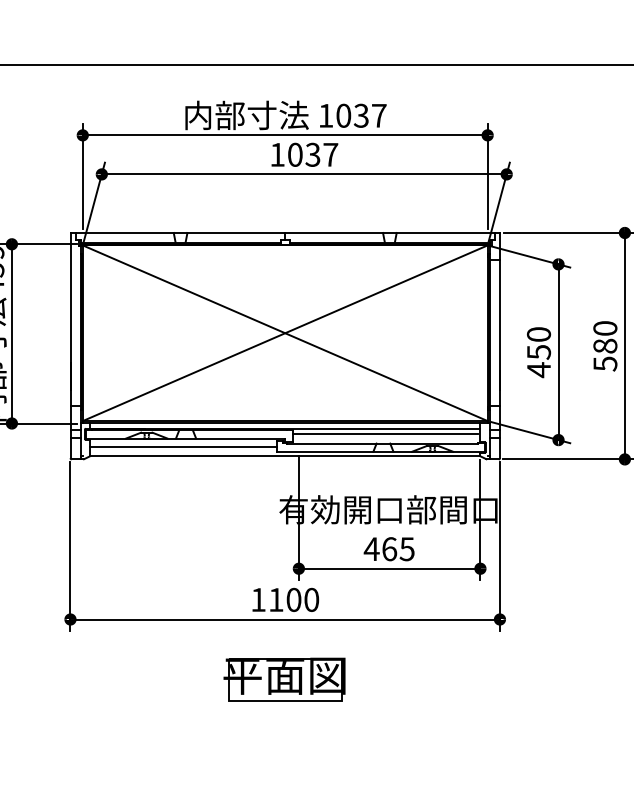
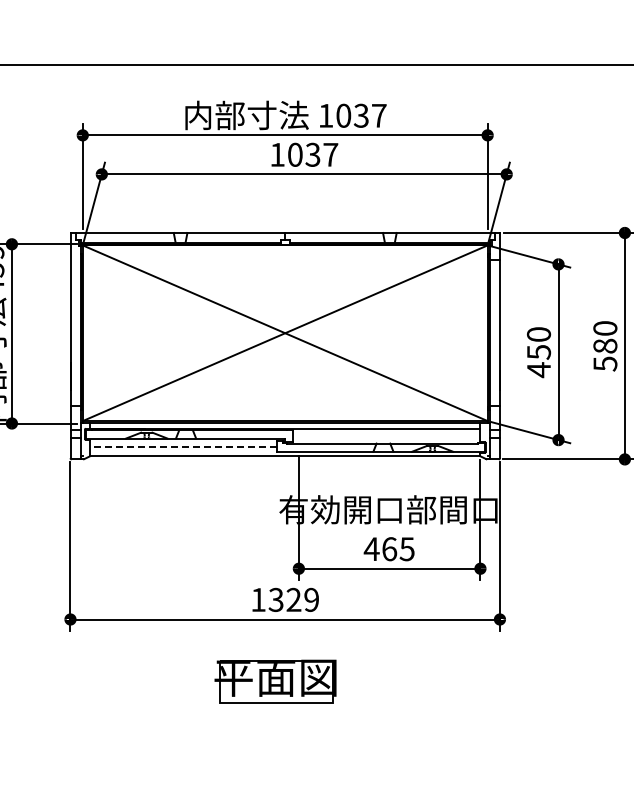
line: present -> none (385, 434)
line: solid -> dashed (183, 447)
text: 1100 -> 1329 (293, 599)
part position: (284, 679) -> (275, 681) (275, 681)
